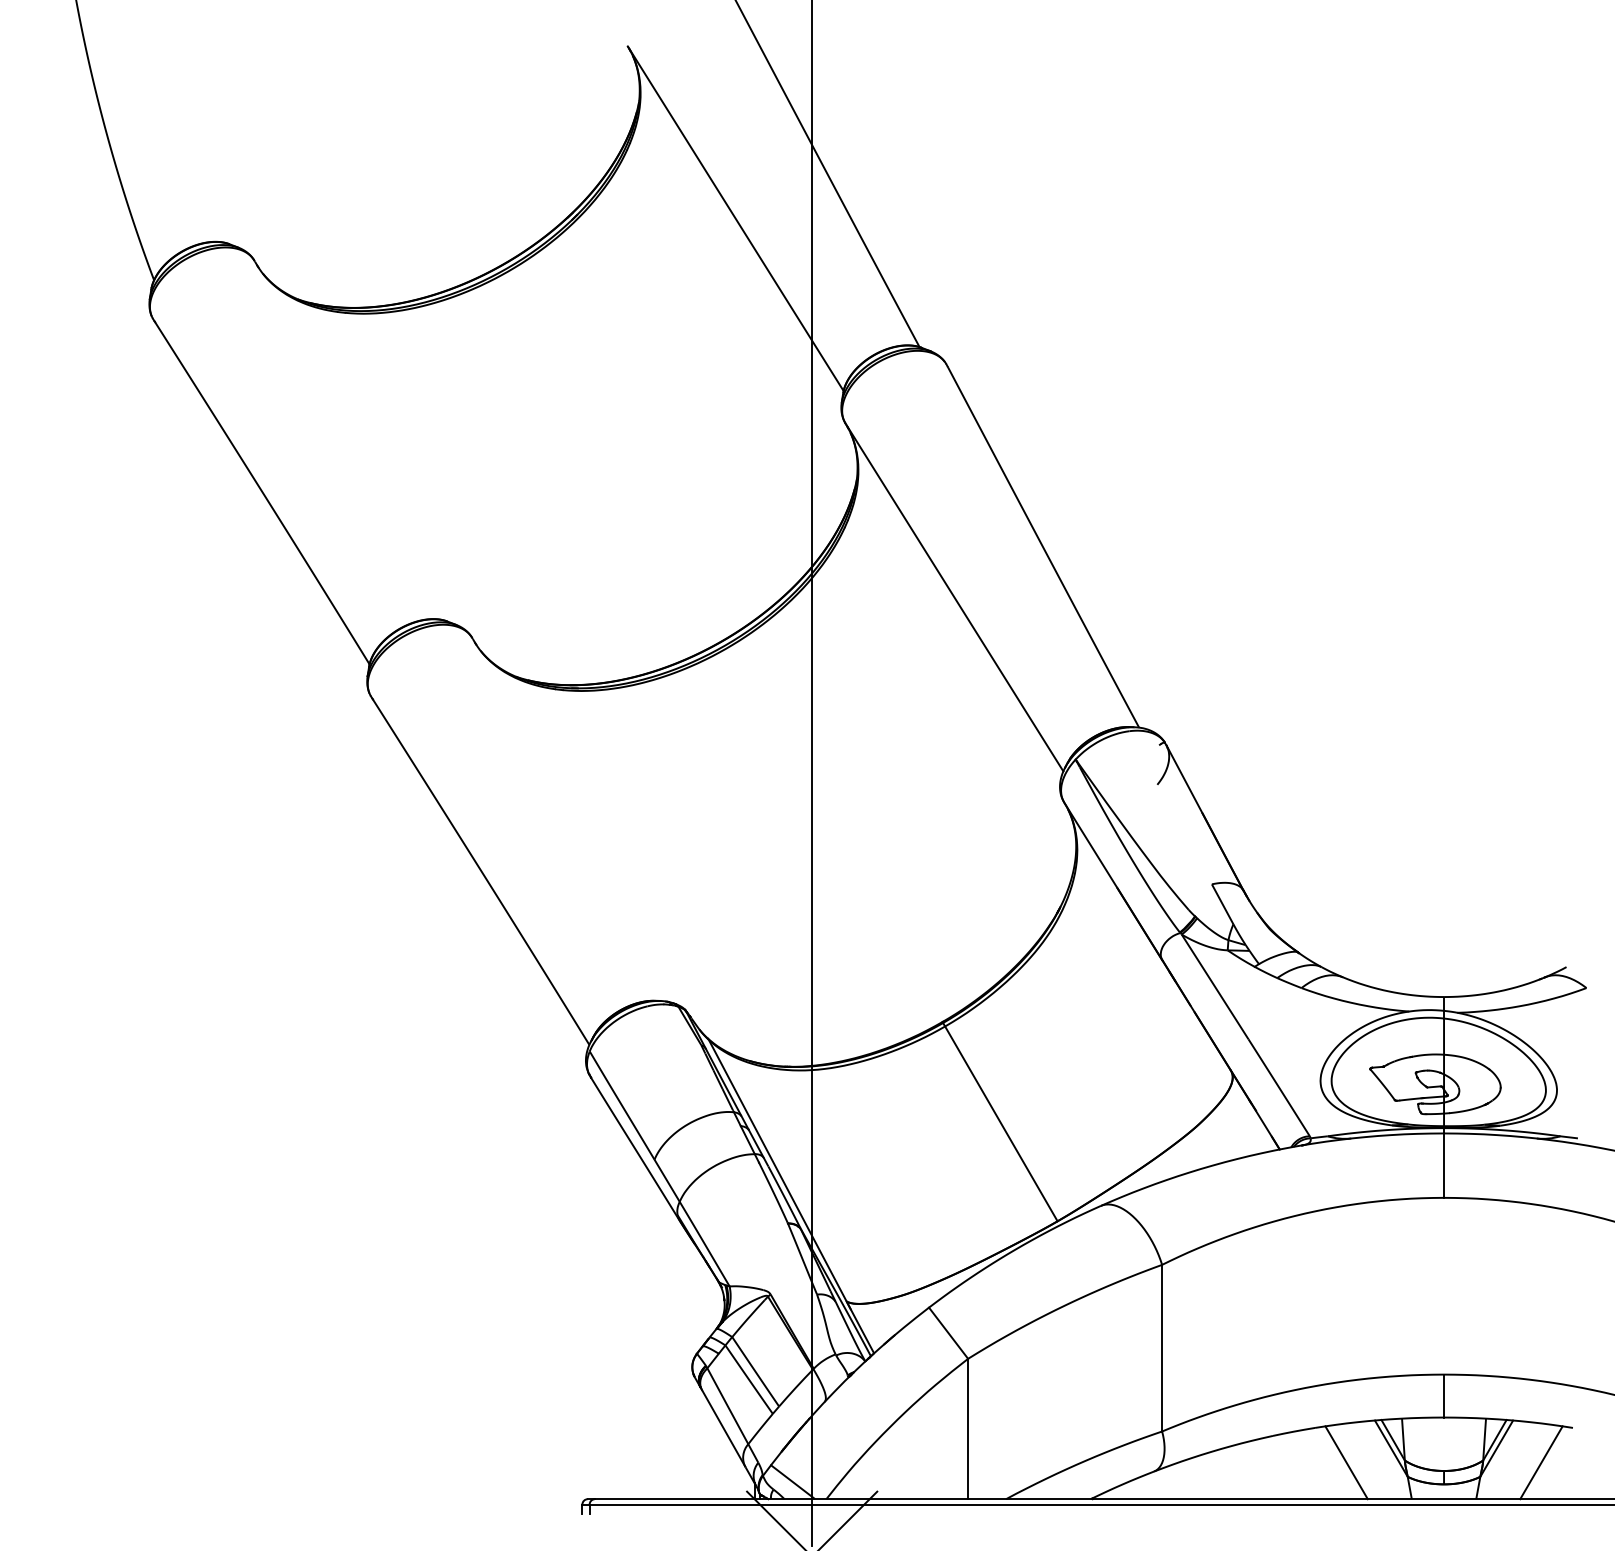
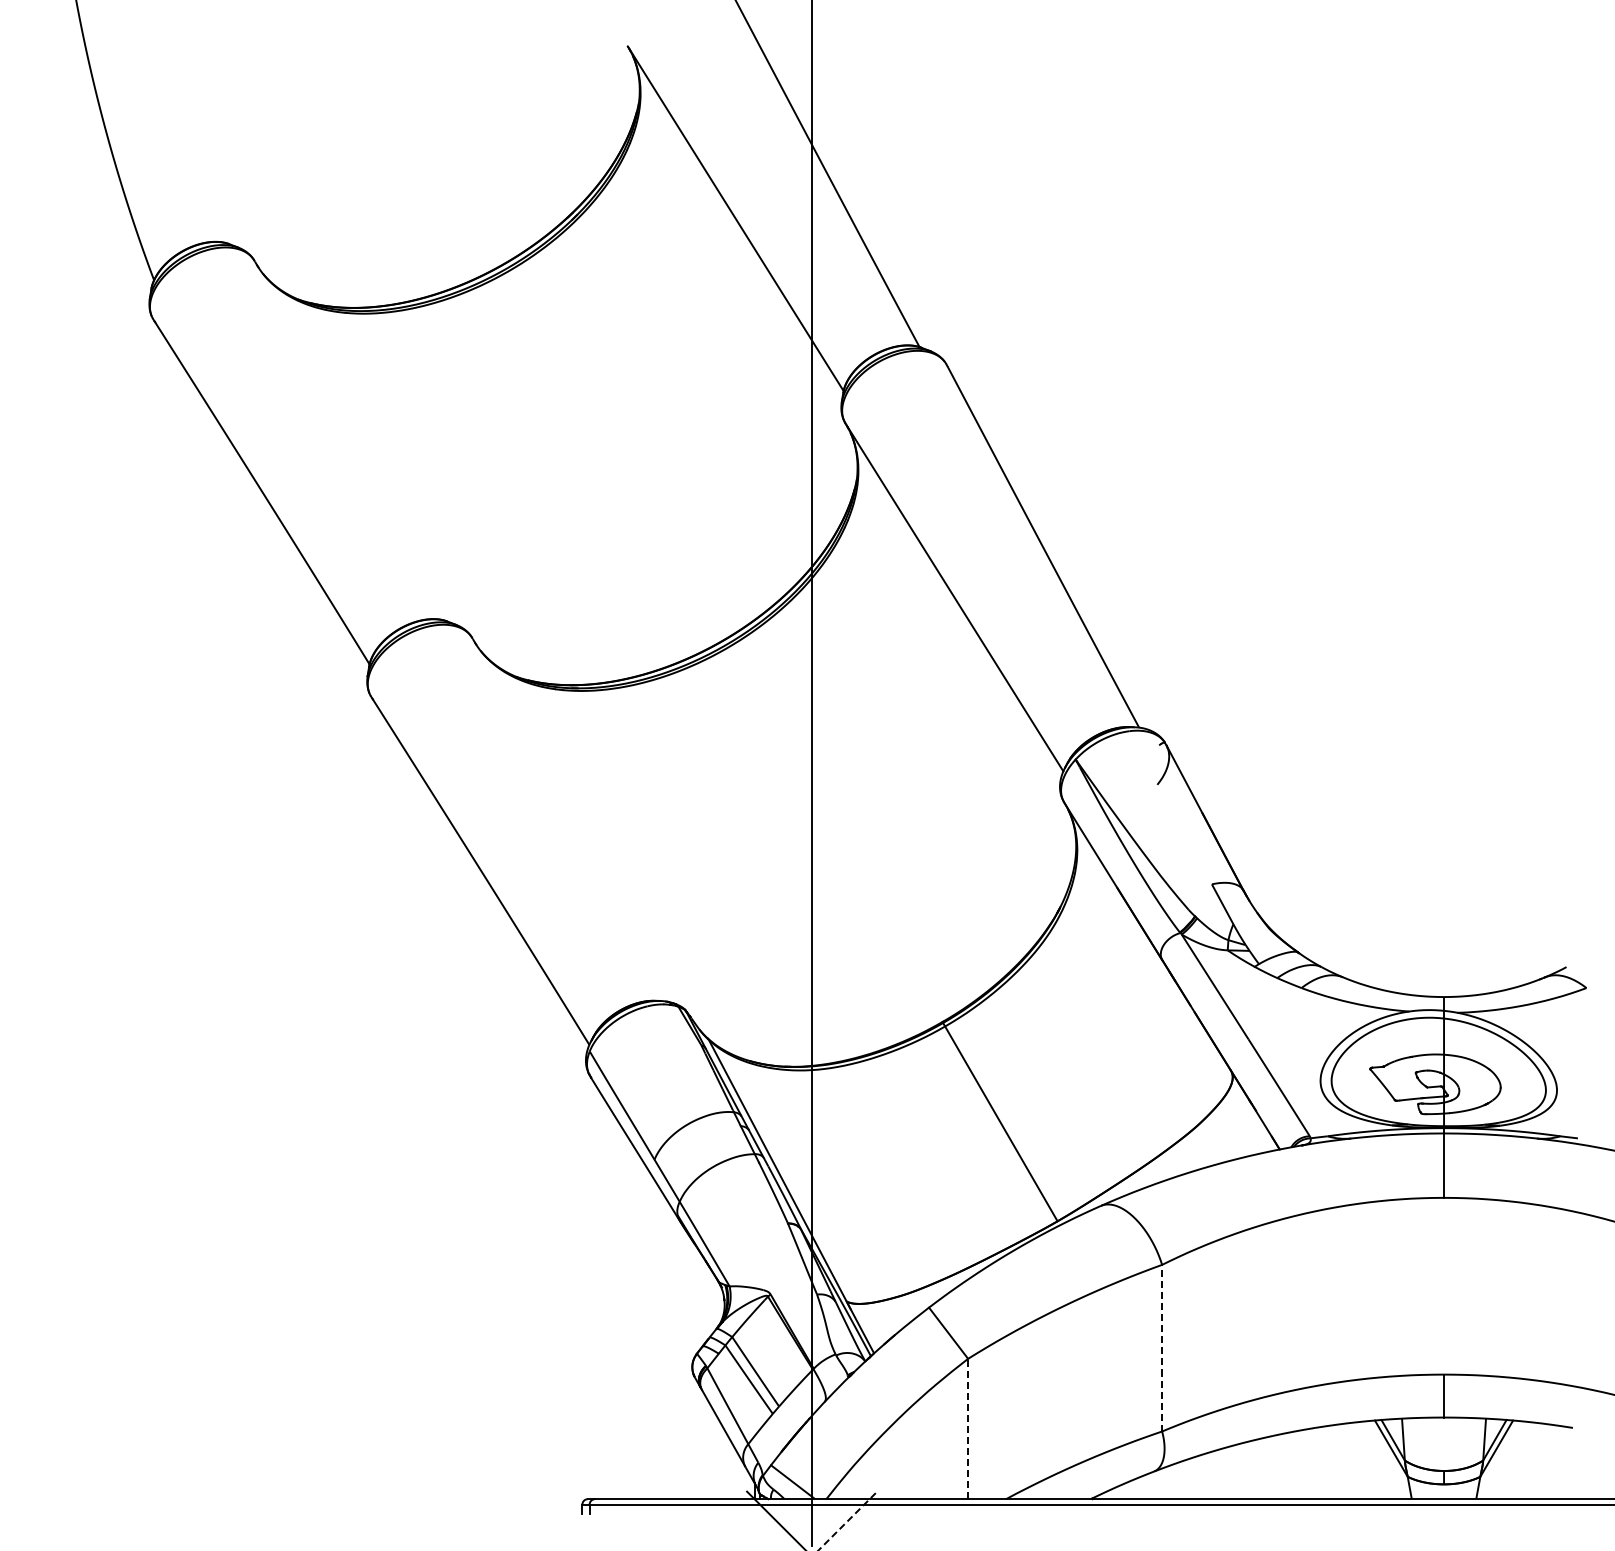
line: solid -> dashed (1162, 1347)
line: solid -> dashed (968, 1428)
line: present -> none (1346, 1462)
line: present -> none (1541, 1462)
line: solid -> dashed (848, 1520)
